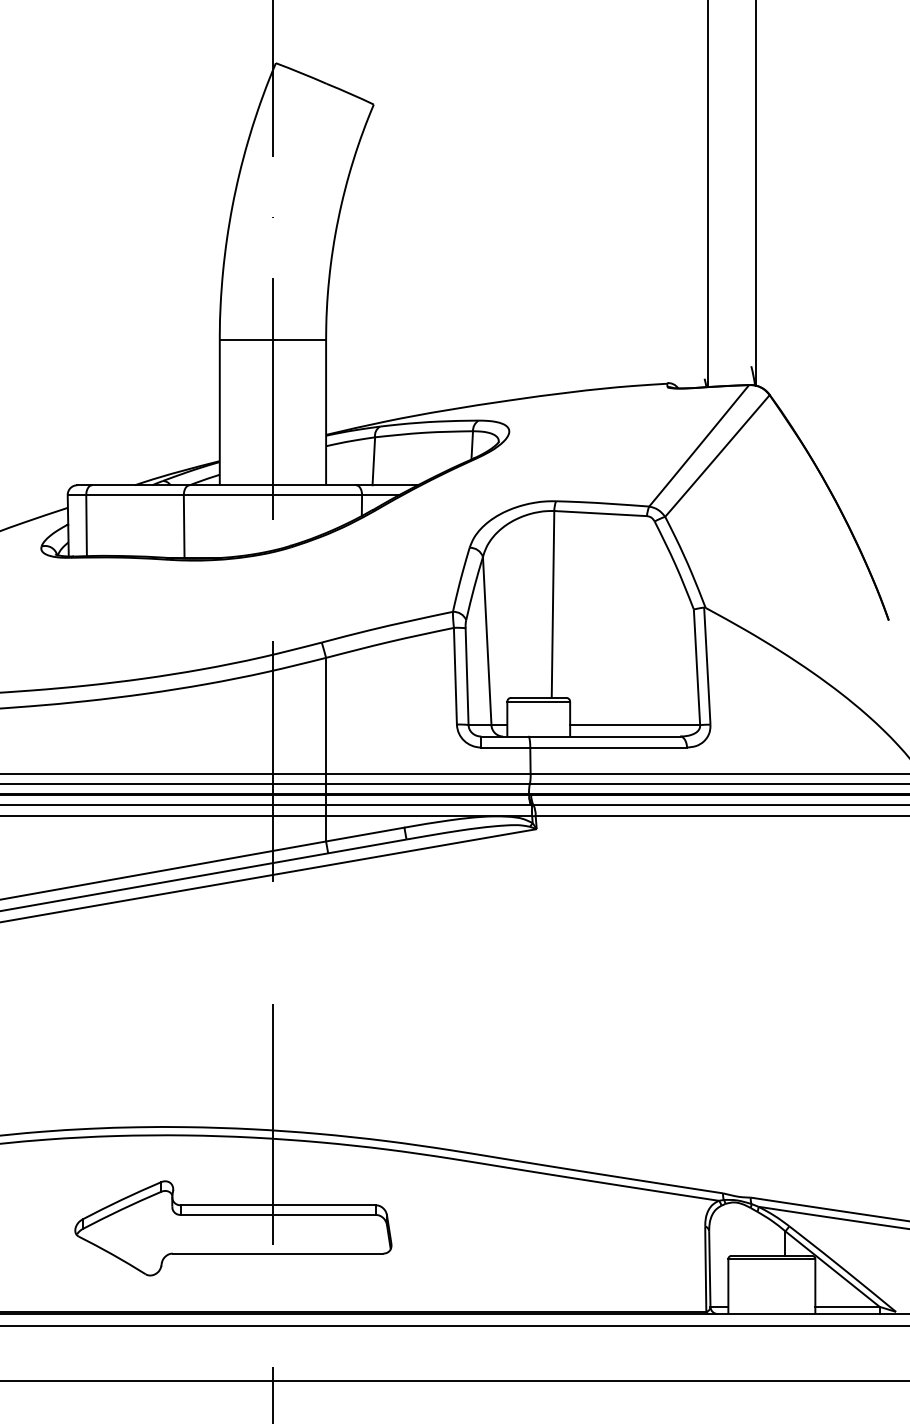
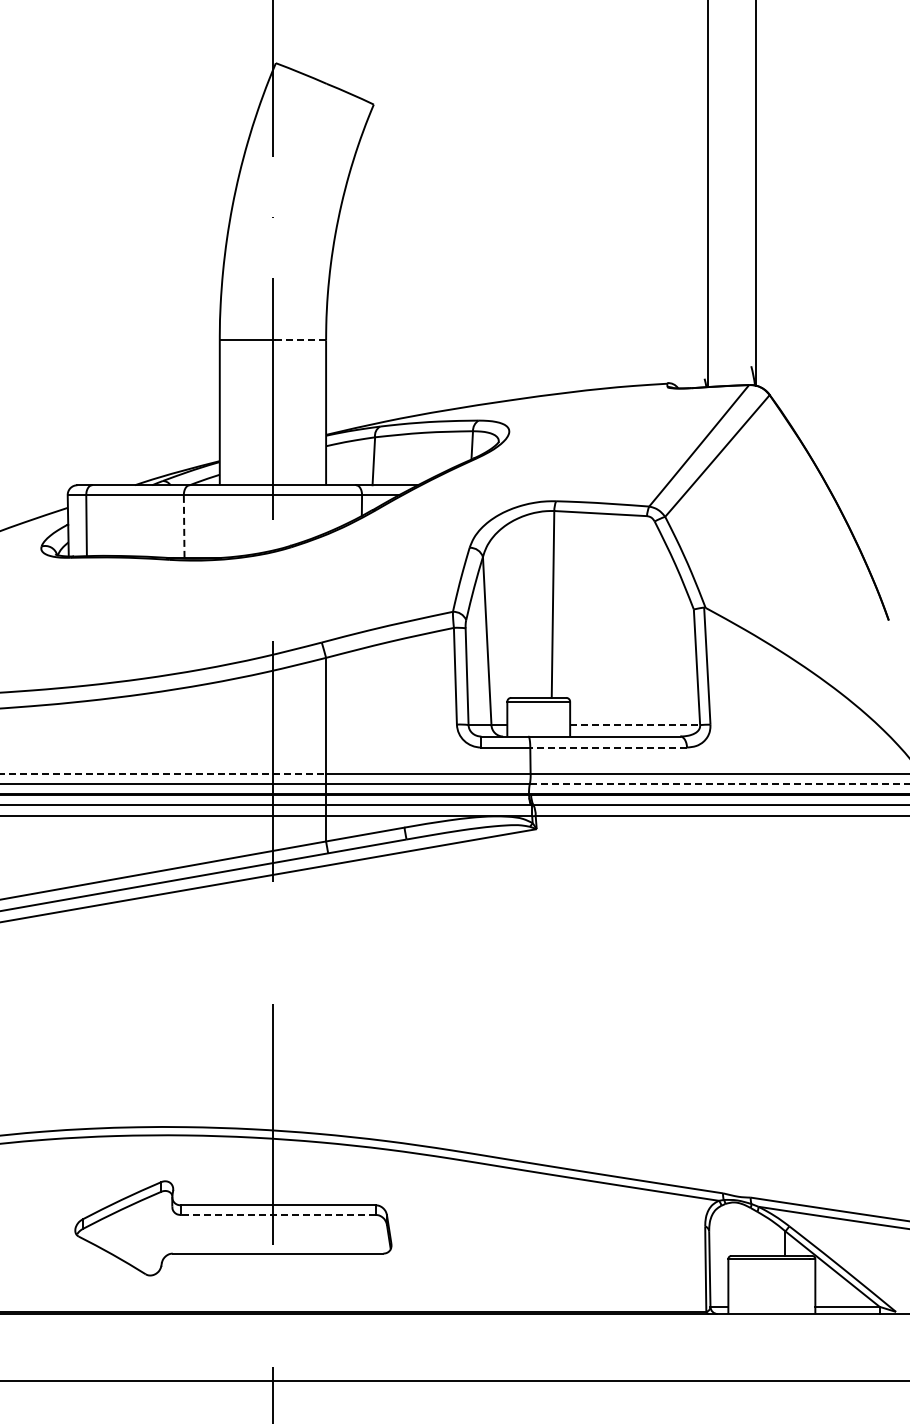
line: solid -> dashed (300, 340)
line: solid -> dashed (184, 525)
line: solid -> dashed (635, 725)
line: solid -> dashed (608, 747)
line: solid -> dashed (163, 774)
line: solid -> dashed (719, 783)
line: solid -> dashed (278, 1214)
line: present -> none (454, 1326)
